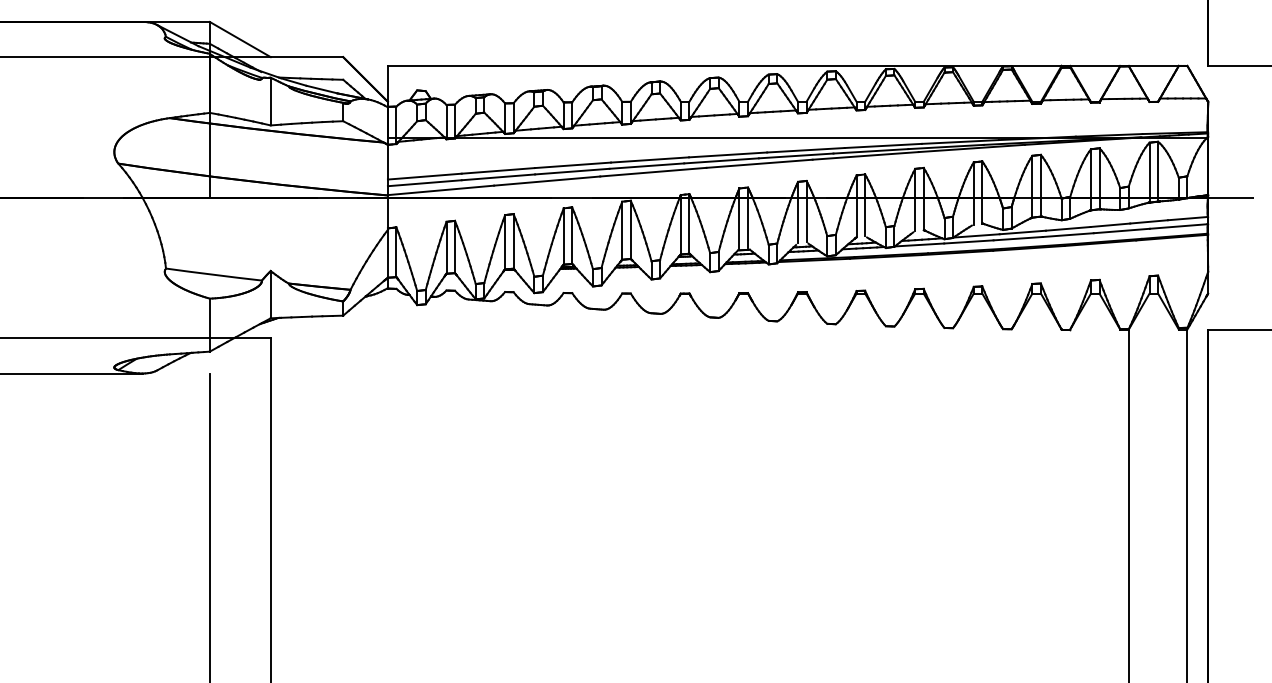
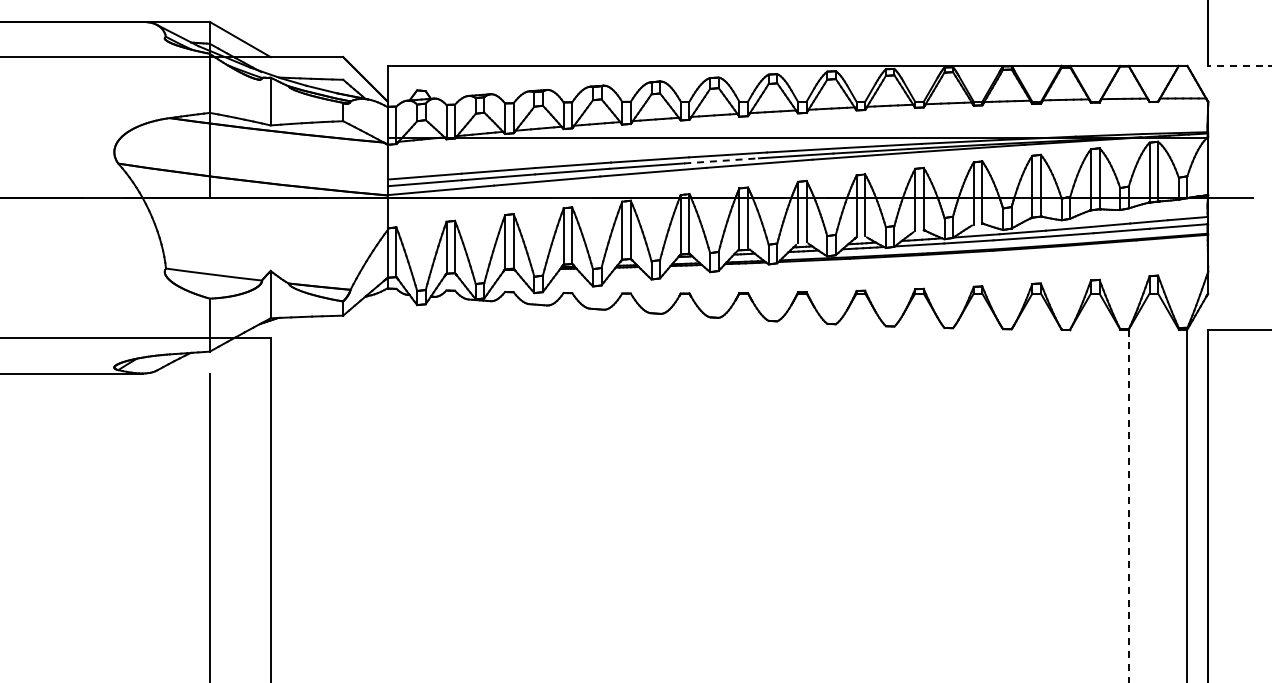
line: solid -> dashed (1239, 65)
line: solid -> dashed (722, 160)
line: solid -> dashed (1128, 506)
